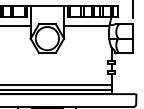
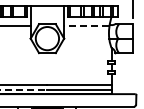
line: solid -> dashed (86, 26)
line: solid -> dashed (23, 89)
